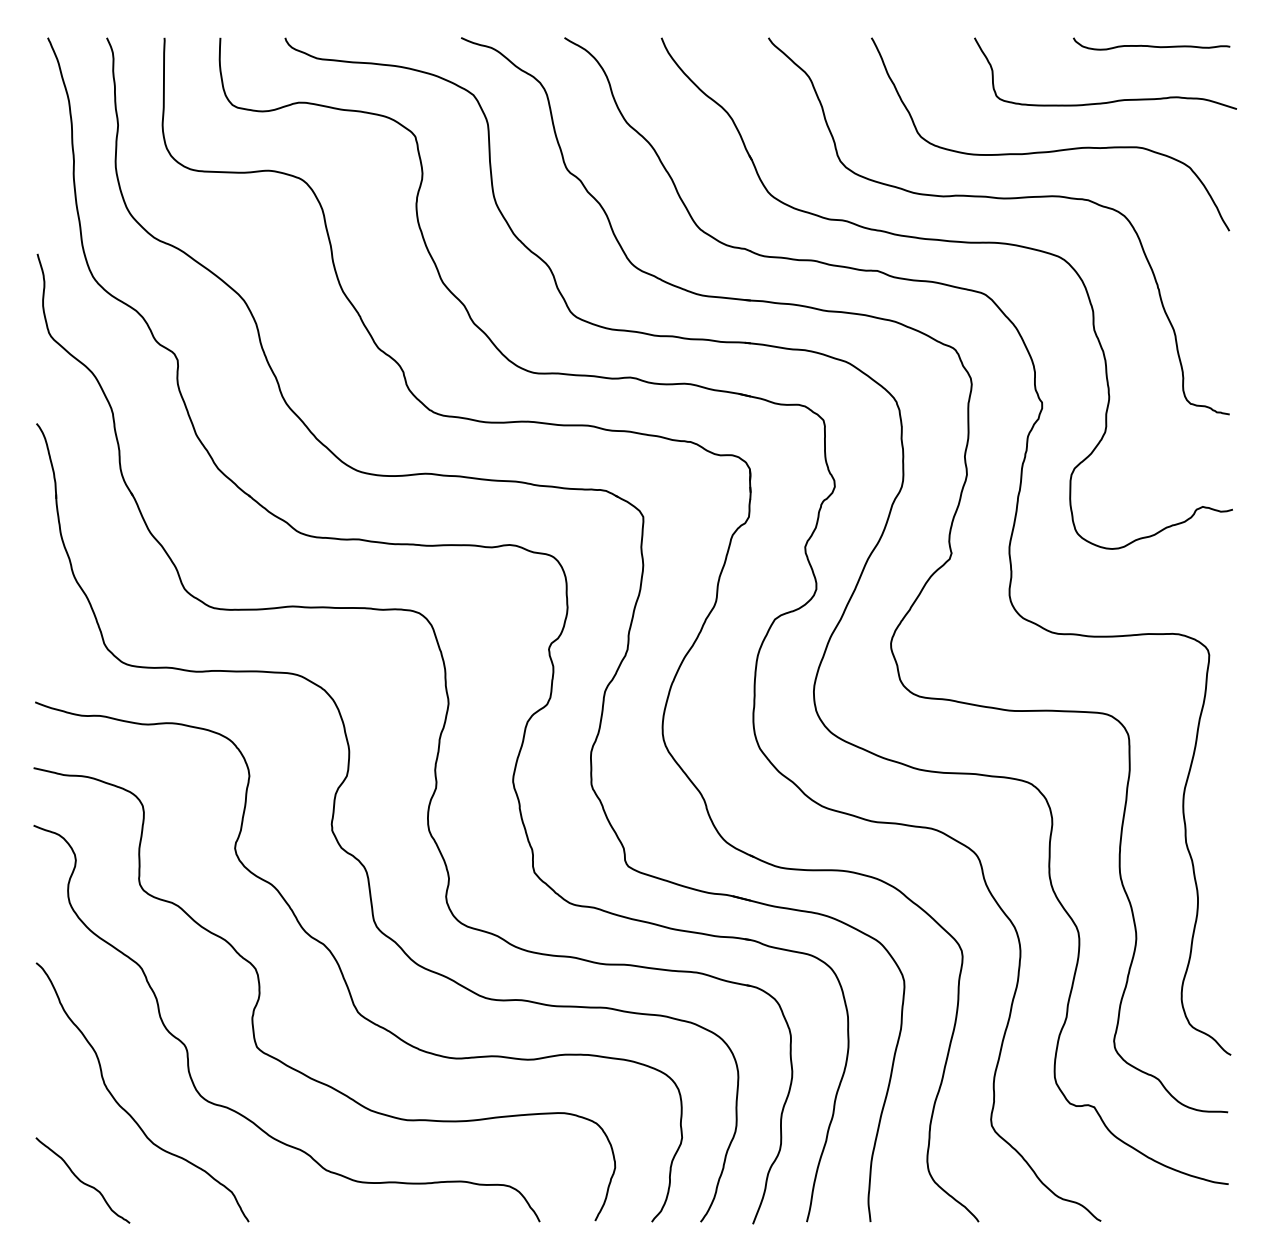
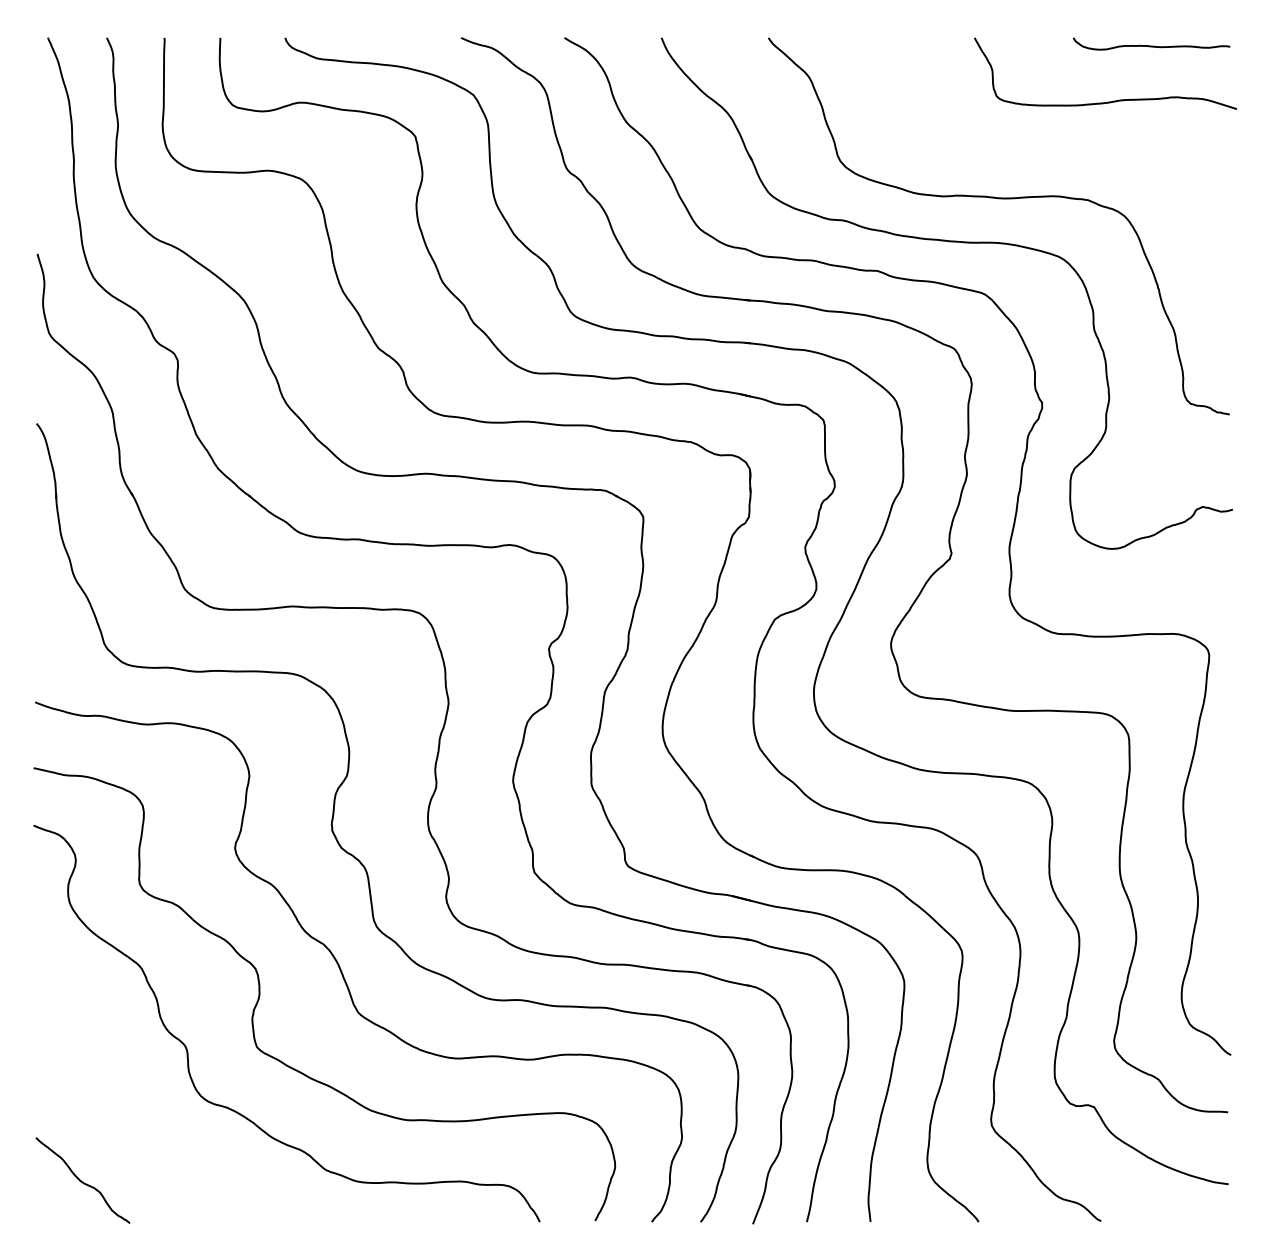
curve: present -> none (1050, 150)
curve: present -> none (125, 1109)
